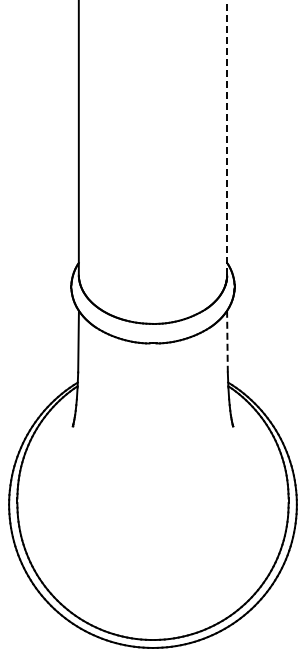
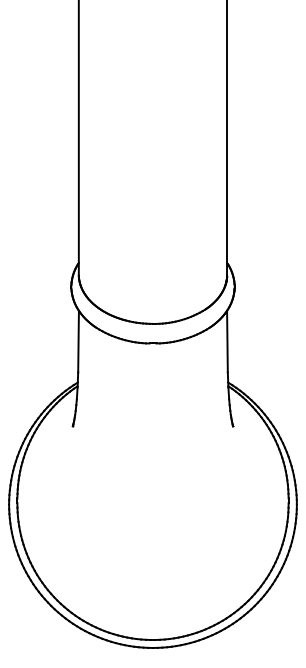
line: dashed -> solid (227, 137)
line: dashed -> solid (227, 341)
